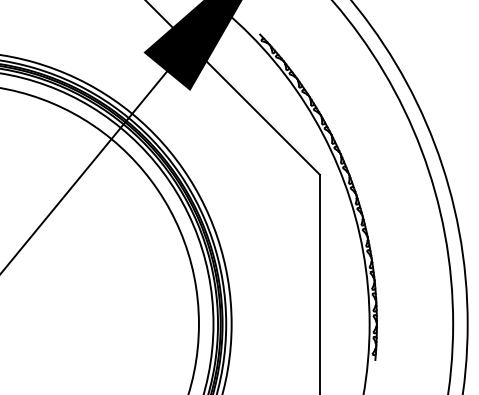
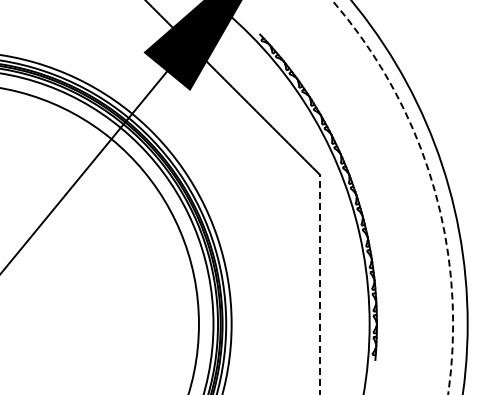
arc: solid -> dashed (434, 189)
line: solid -> dashed (319, 284)
